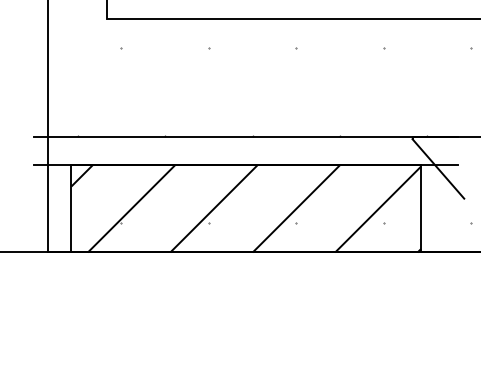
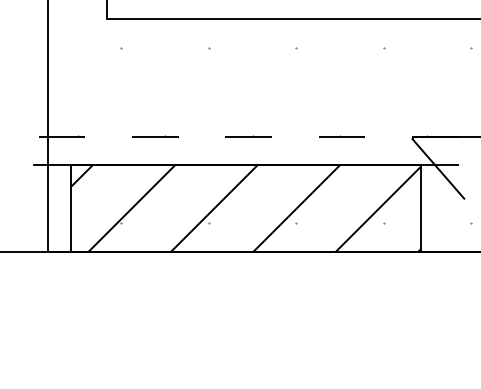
line: solid -> dashed (245, 137)
